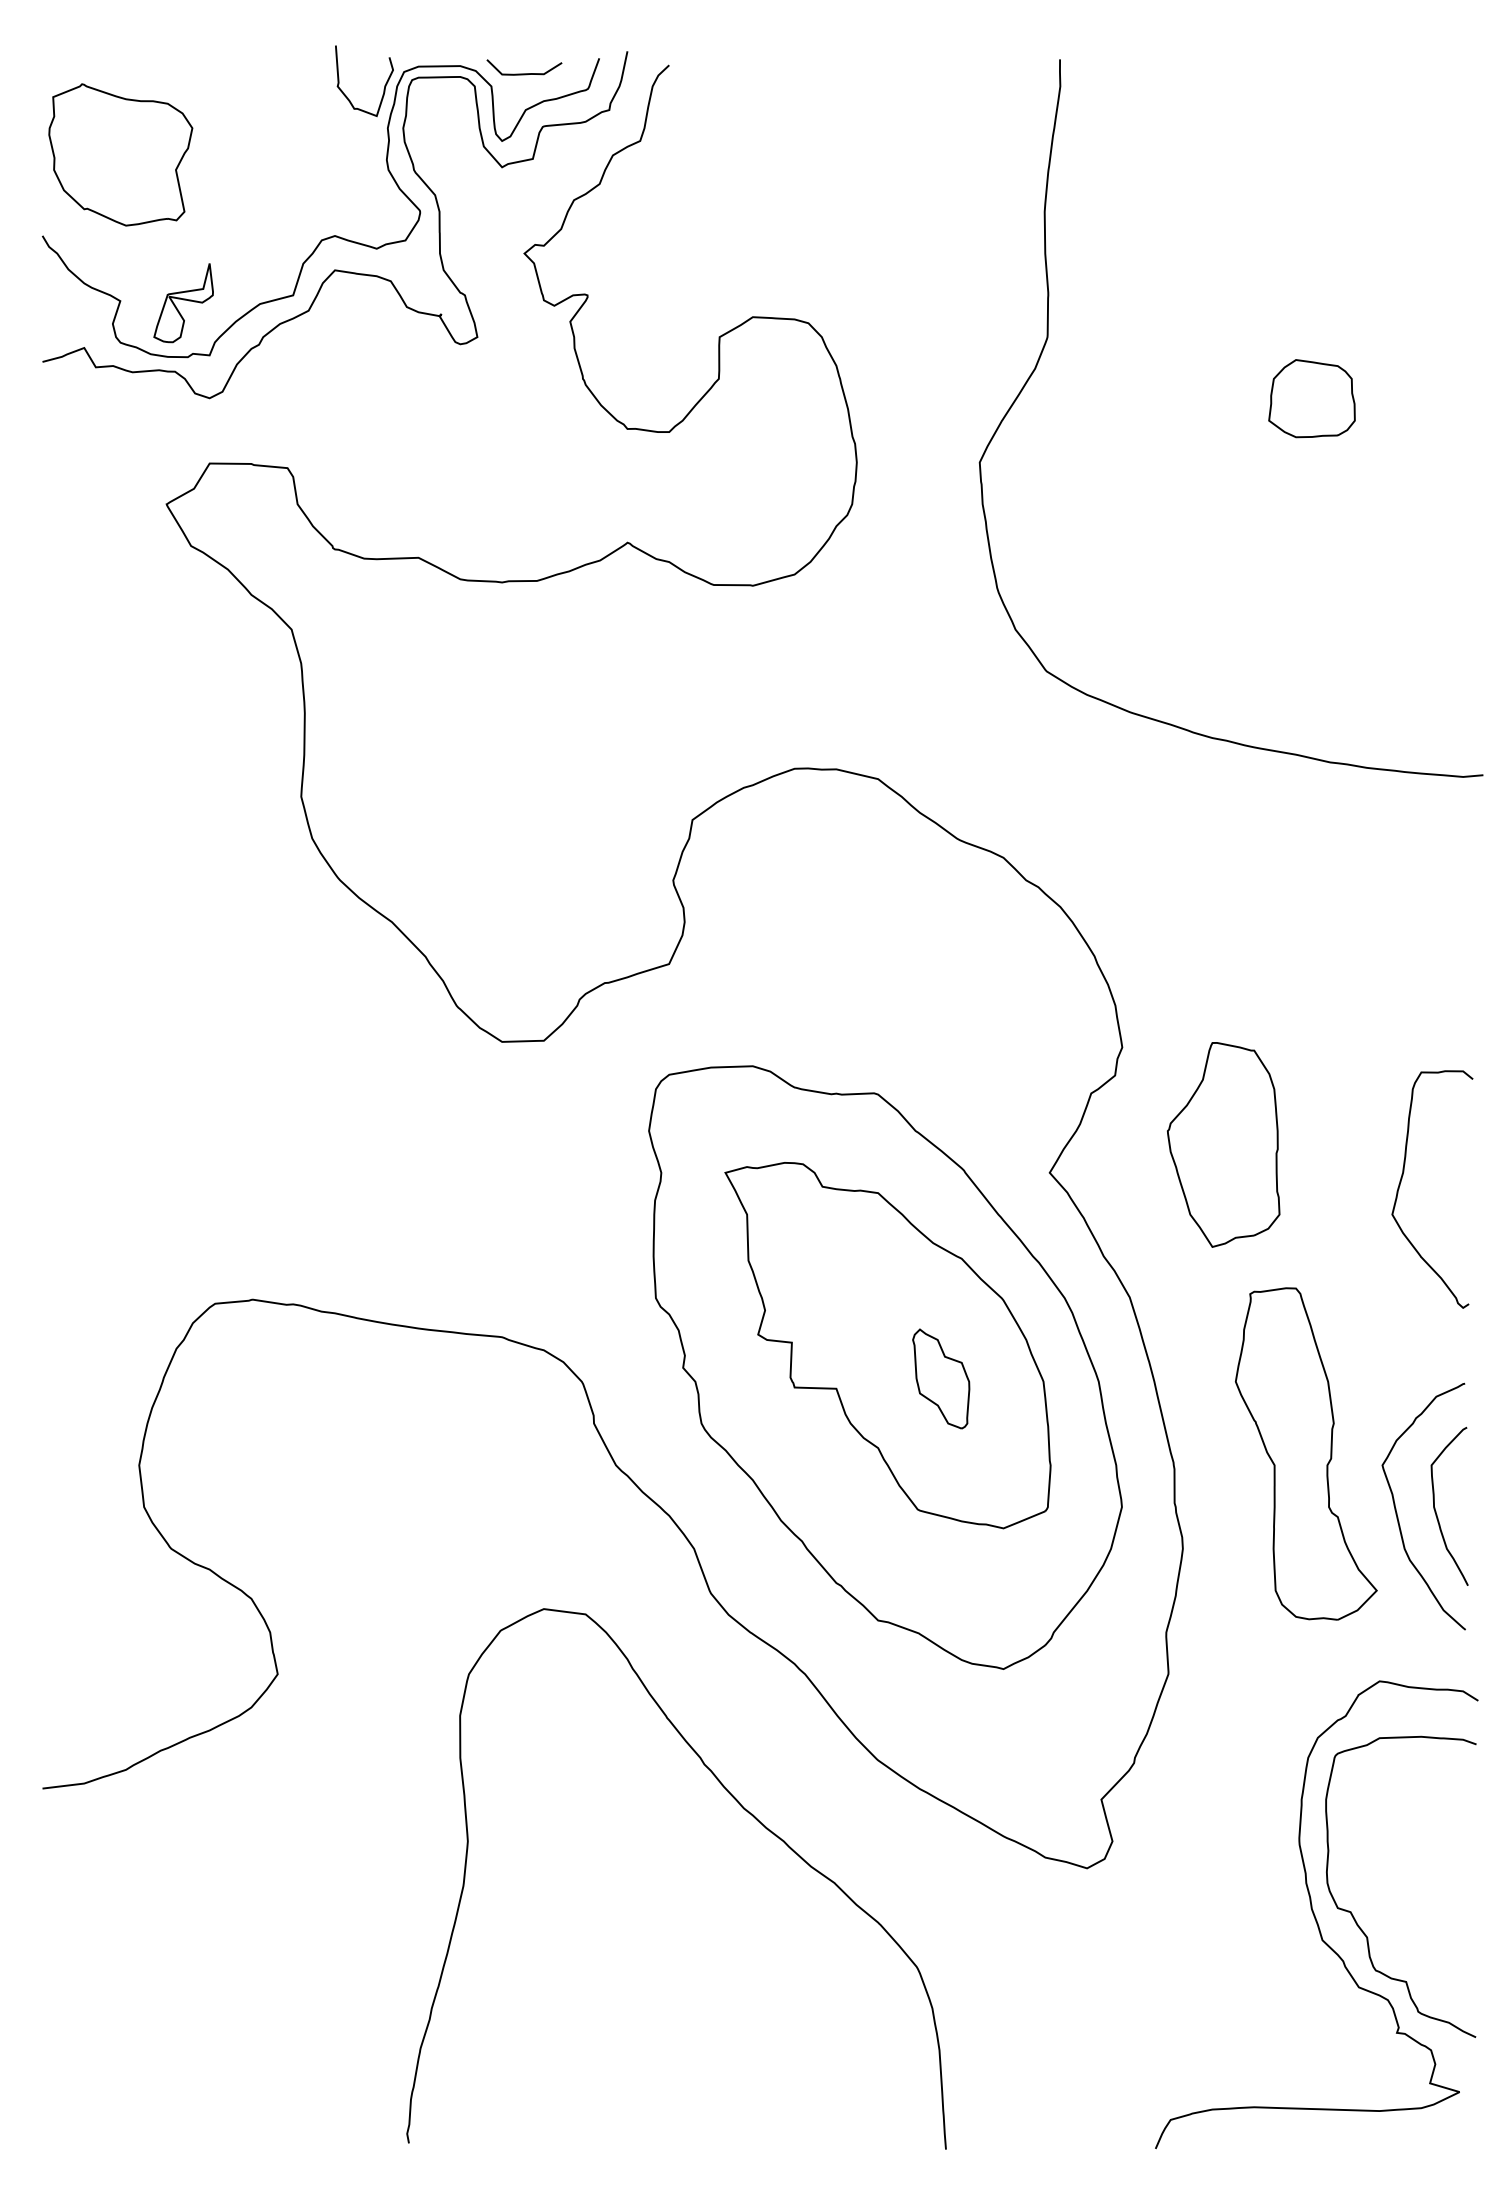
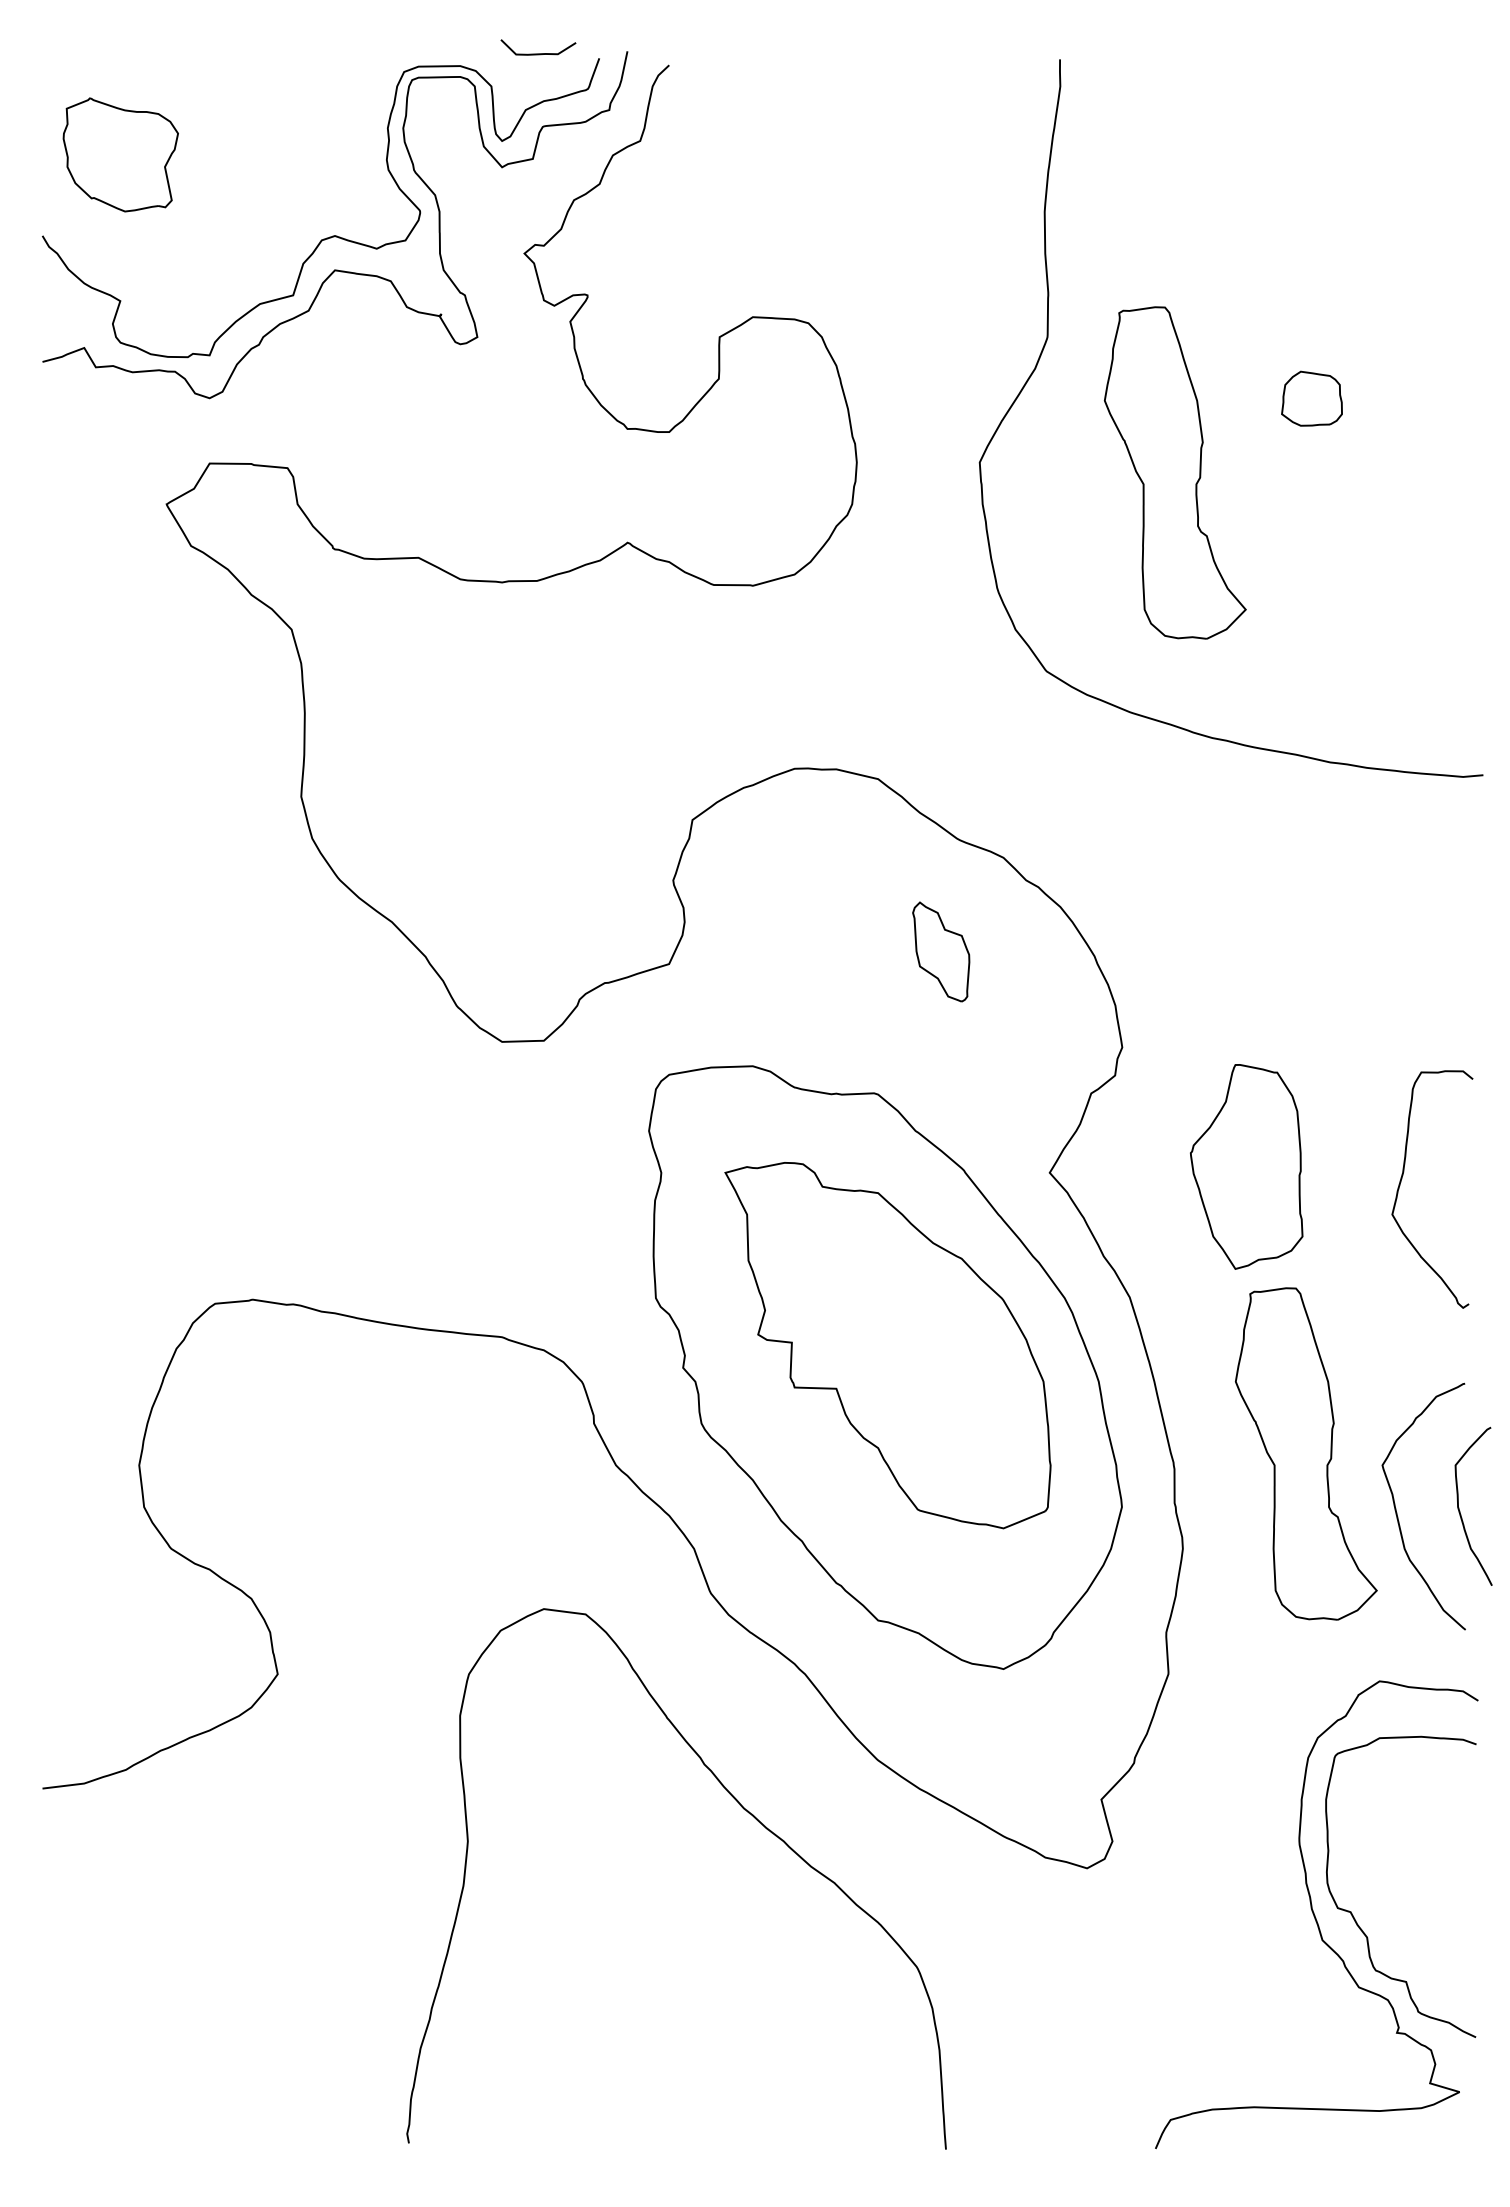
curve position: (524, 73) -> (538, 53) (538, 53)
curve: present -> none (384, 85)
part size: 146x144 px -> 117x116 px (120, 154)
part: present -> none (183, 303)
part size: 88x80 px -> 62x57 px (1311, 398)
part: none -> present (1174, 472)
part position: (1223, 1144) -> (1246, 1166) (1246, 1166)
part position: (941, 1378) -> (941, 951) (941, 951)
curve position: (1435, 1507) -> (1459, 1507) (1459, 1507)
